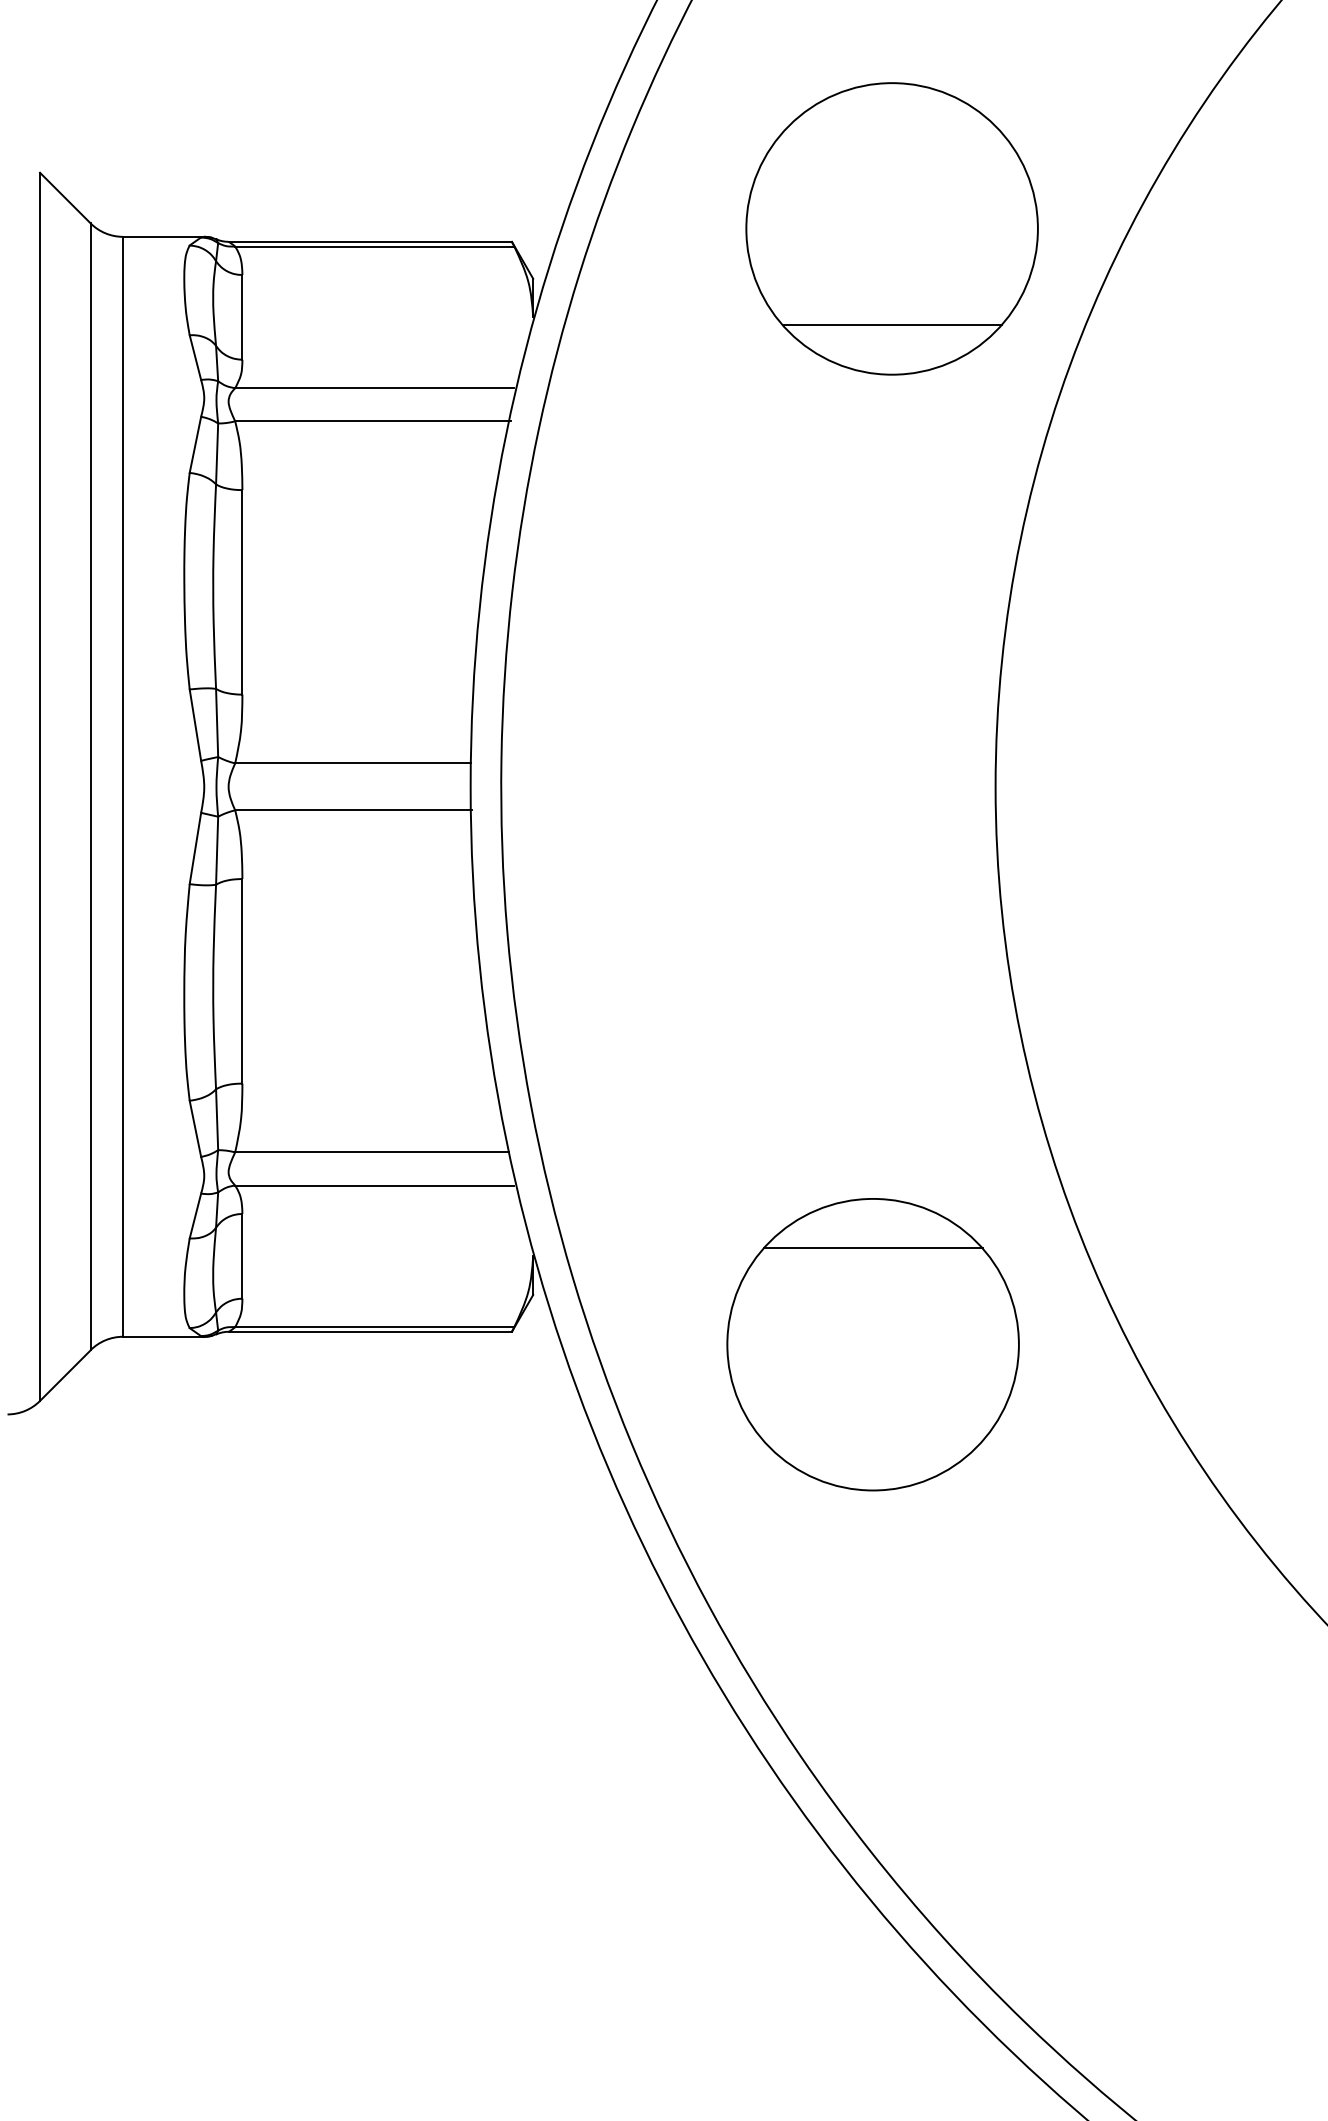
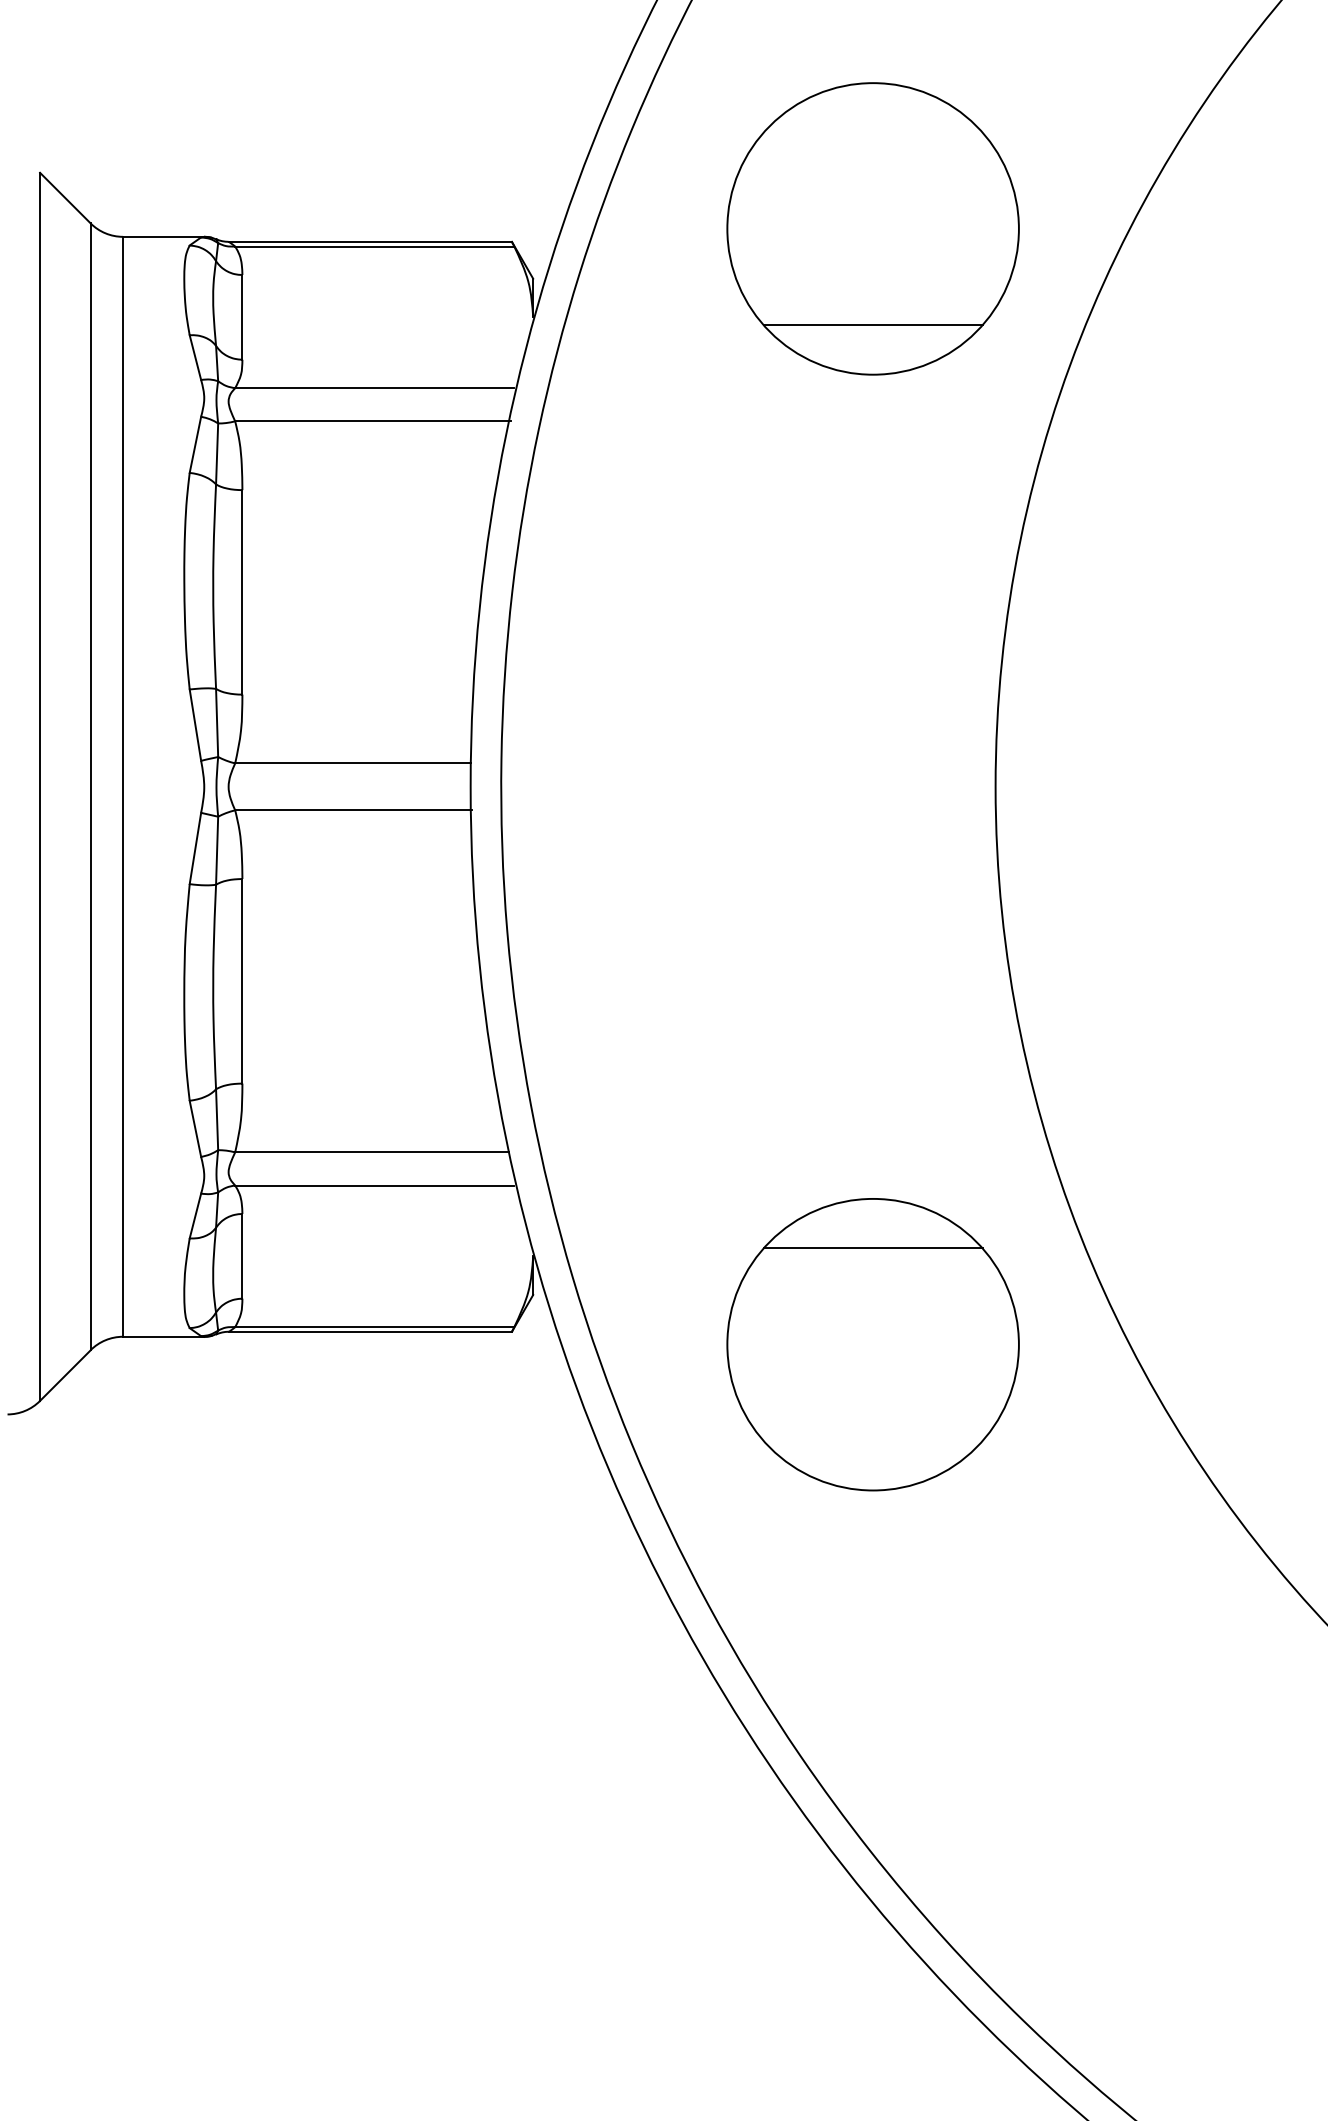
part position: (891, 228) -> (872, 228) (872, 228)
